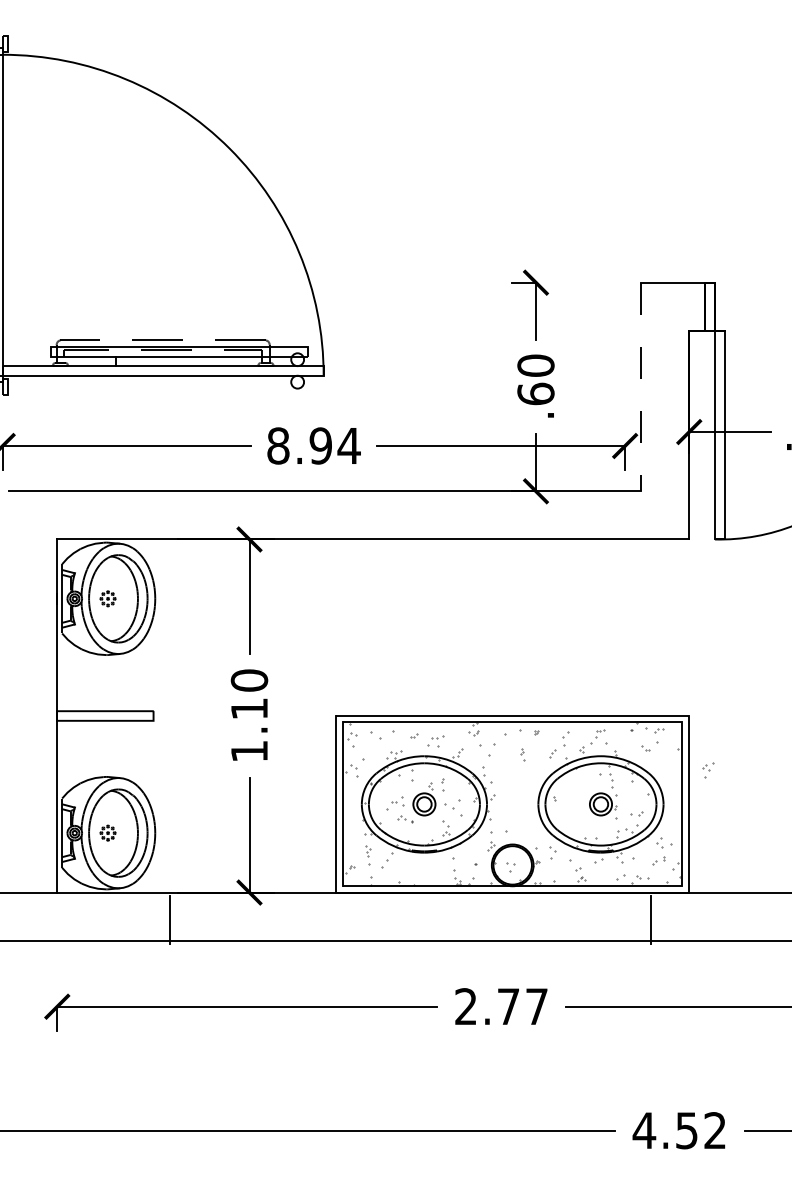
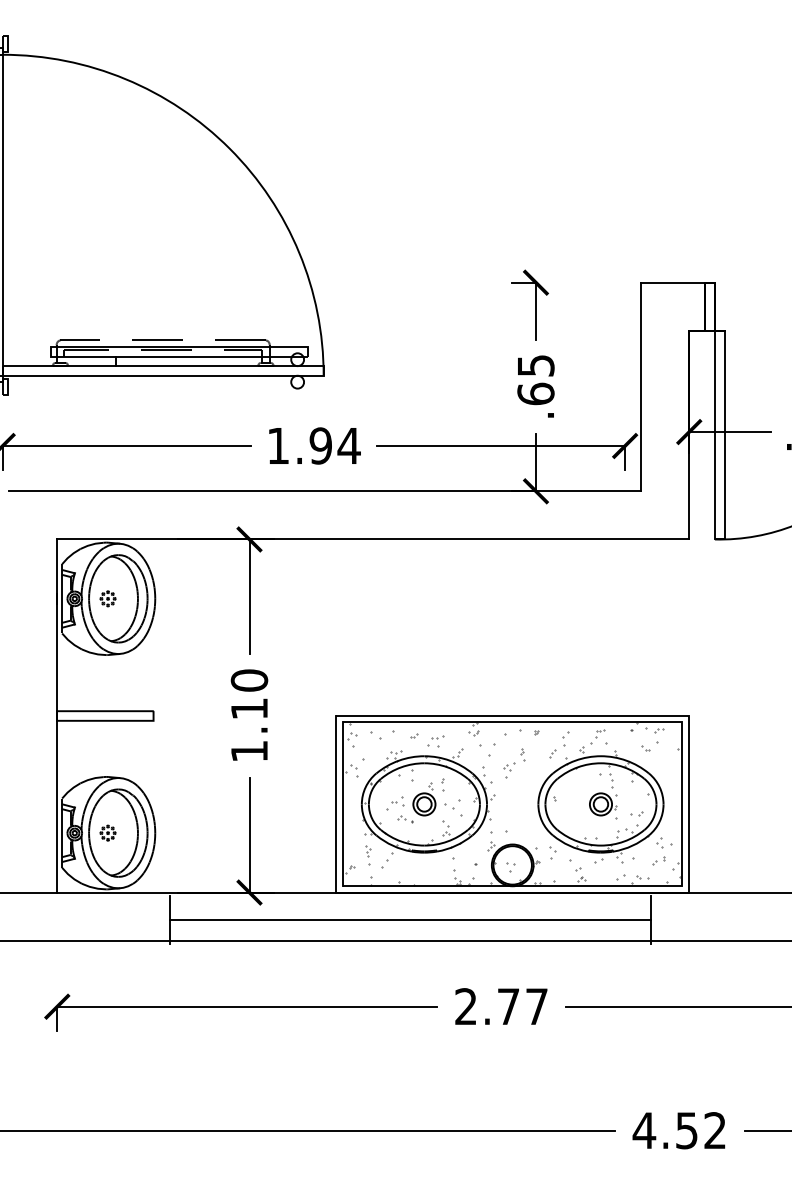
text: .60 -> .65 (535, 365)
line: dashed -> solid (641, 387)
text: 8.94 -> 1.94 (278, 445)
part position: (708, 770) -> (509, 770) (509, 770)
line: none -> present (409, 919)
